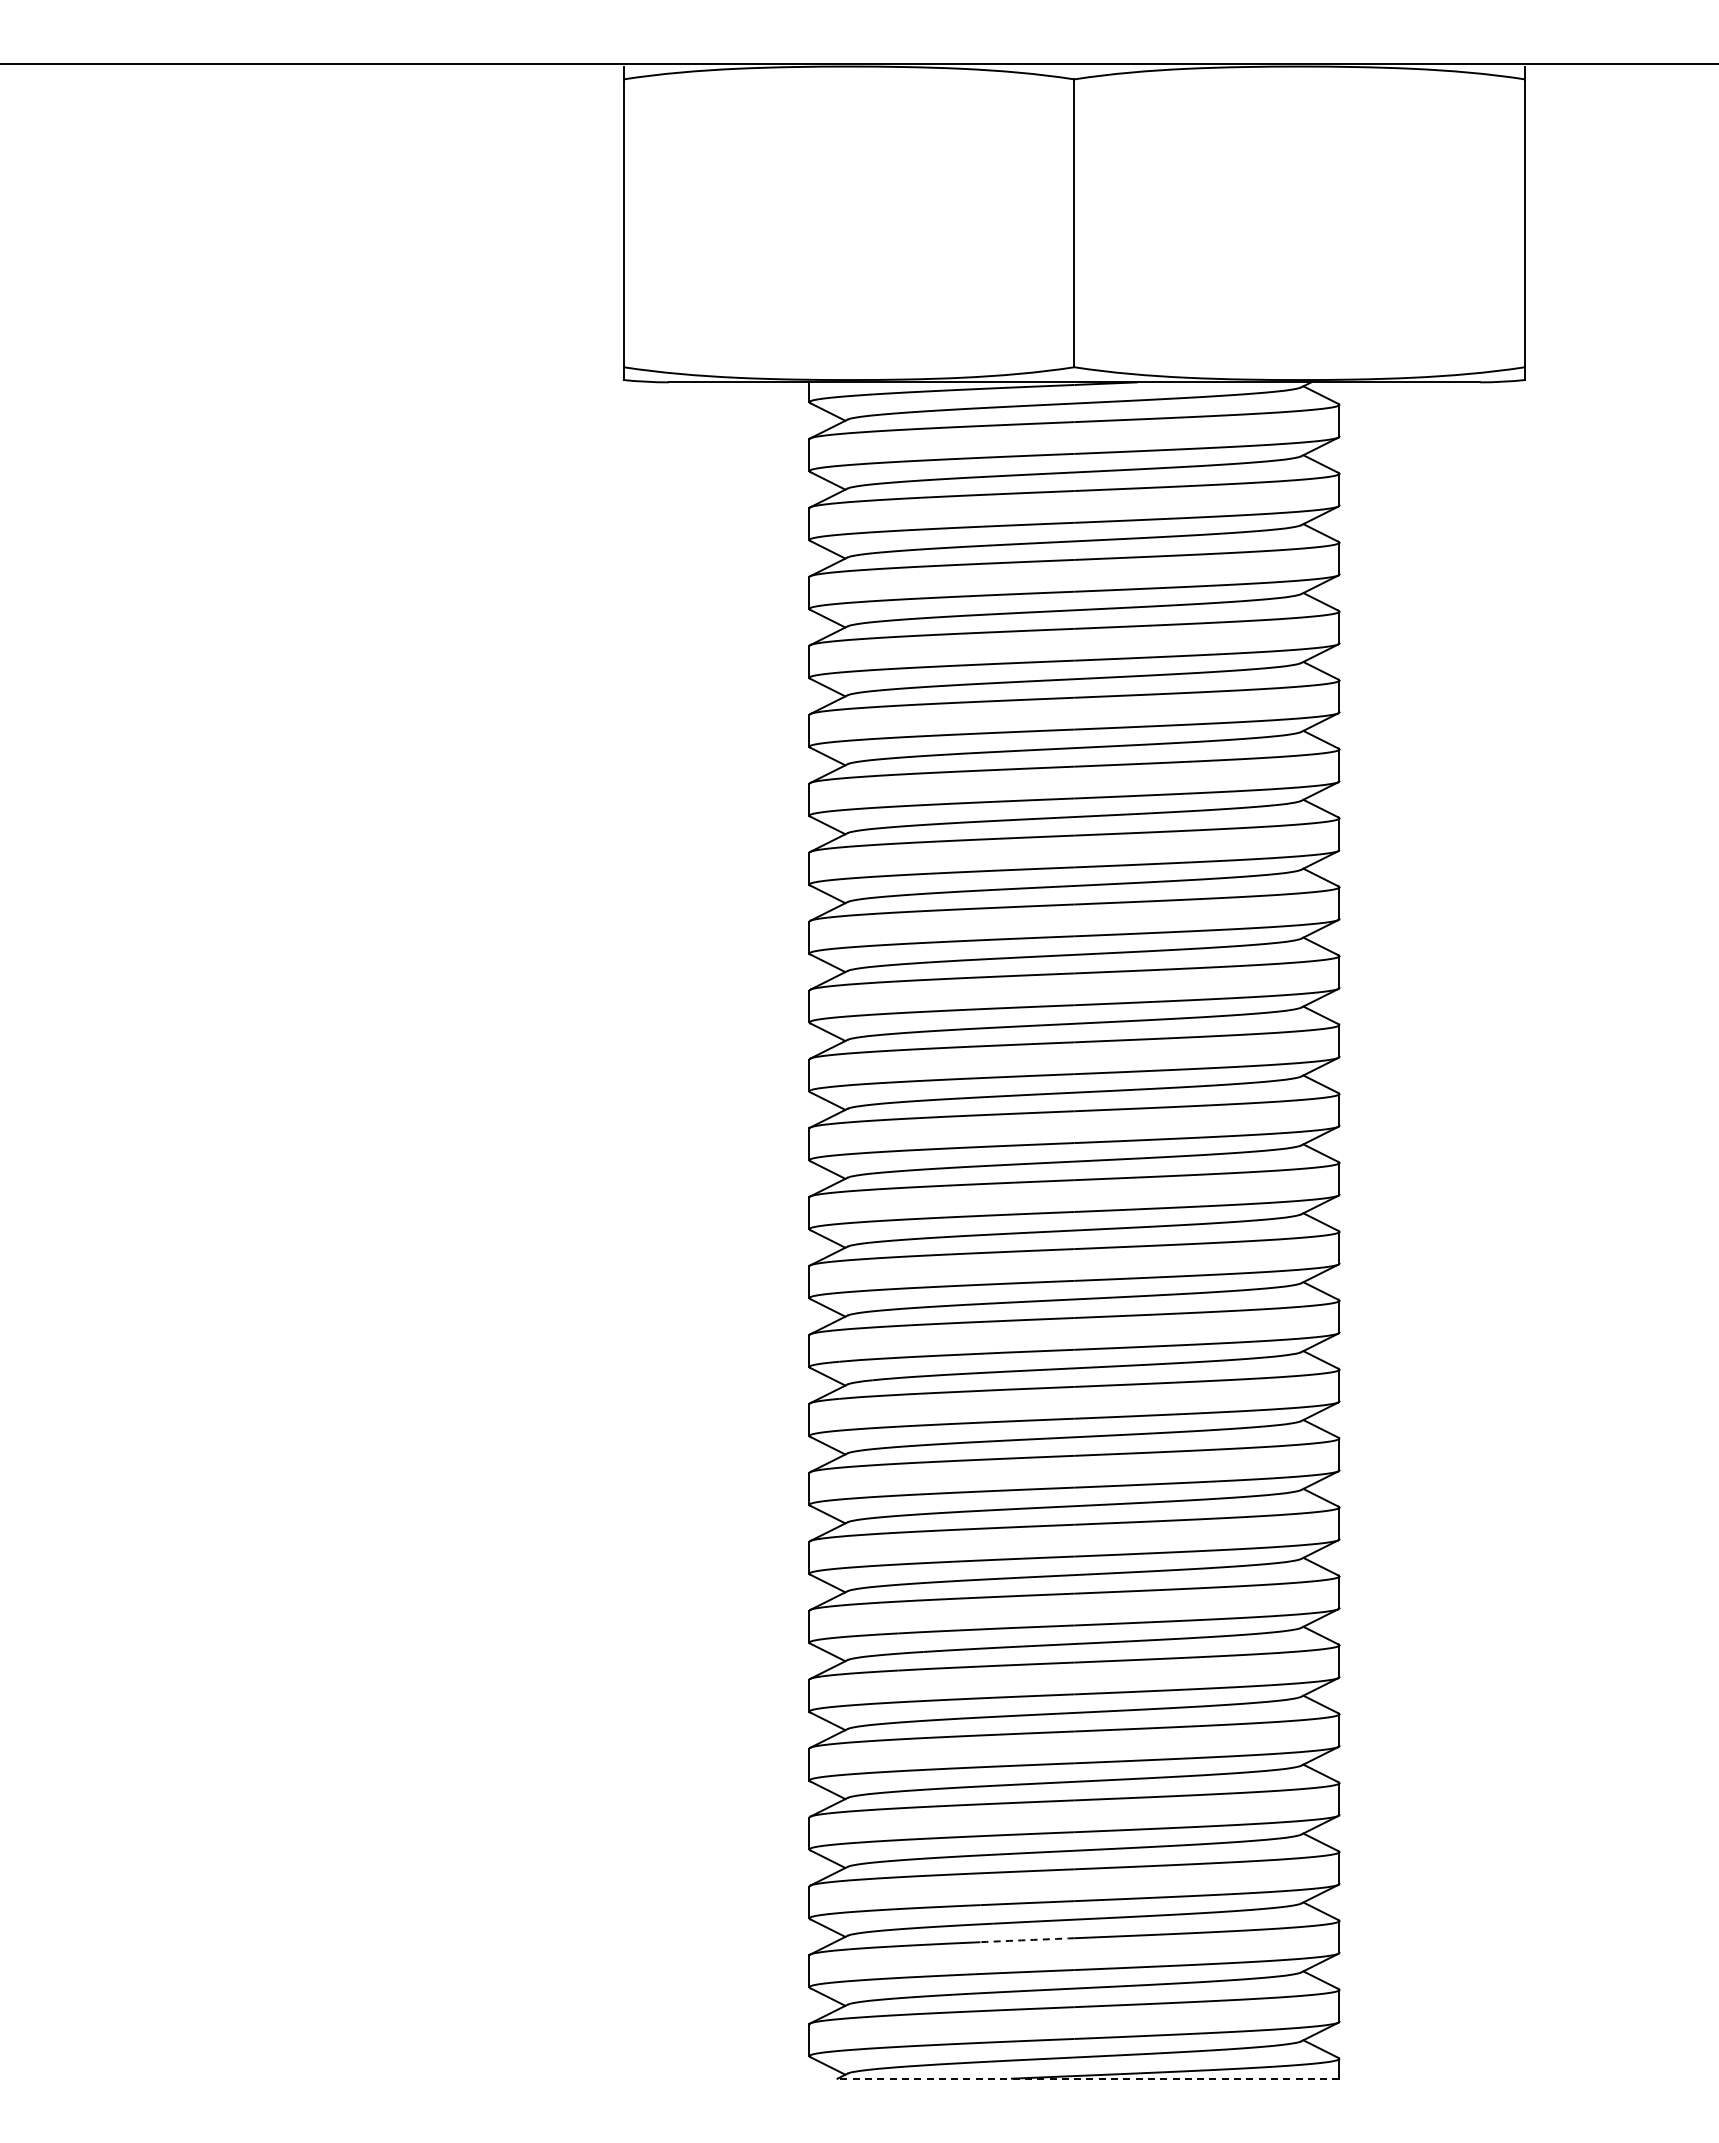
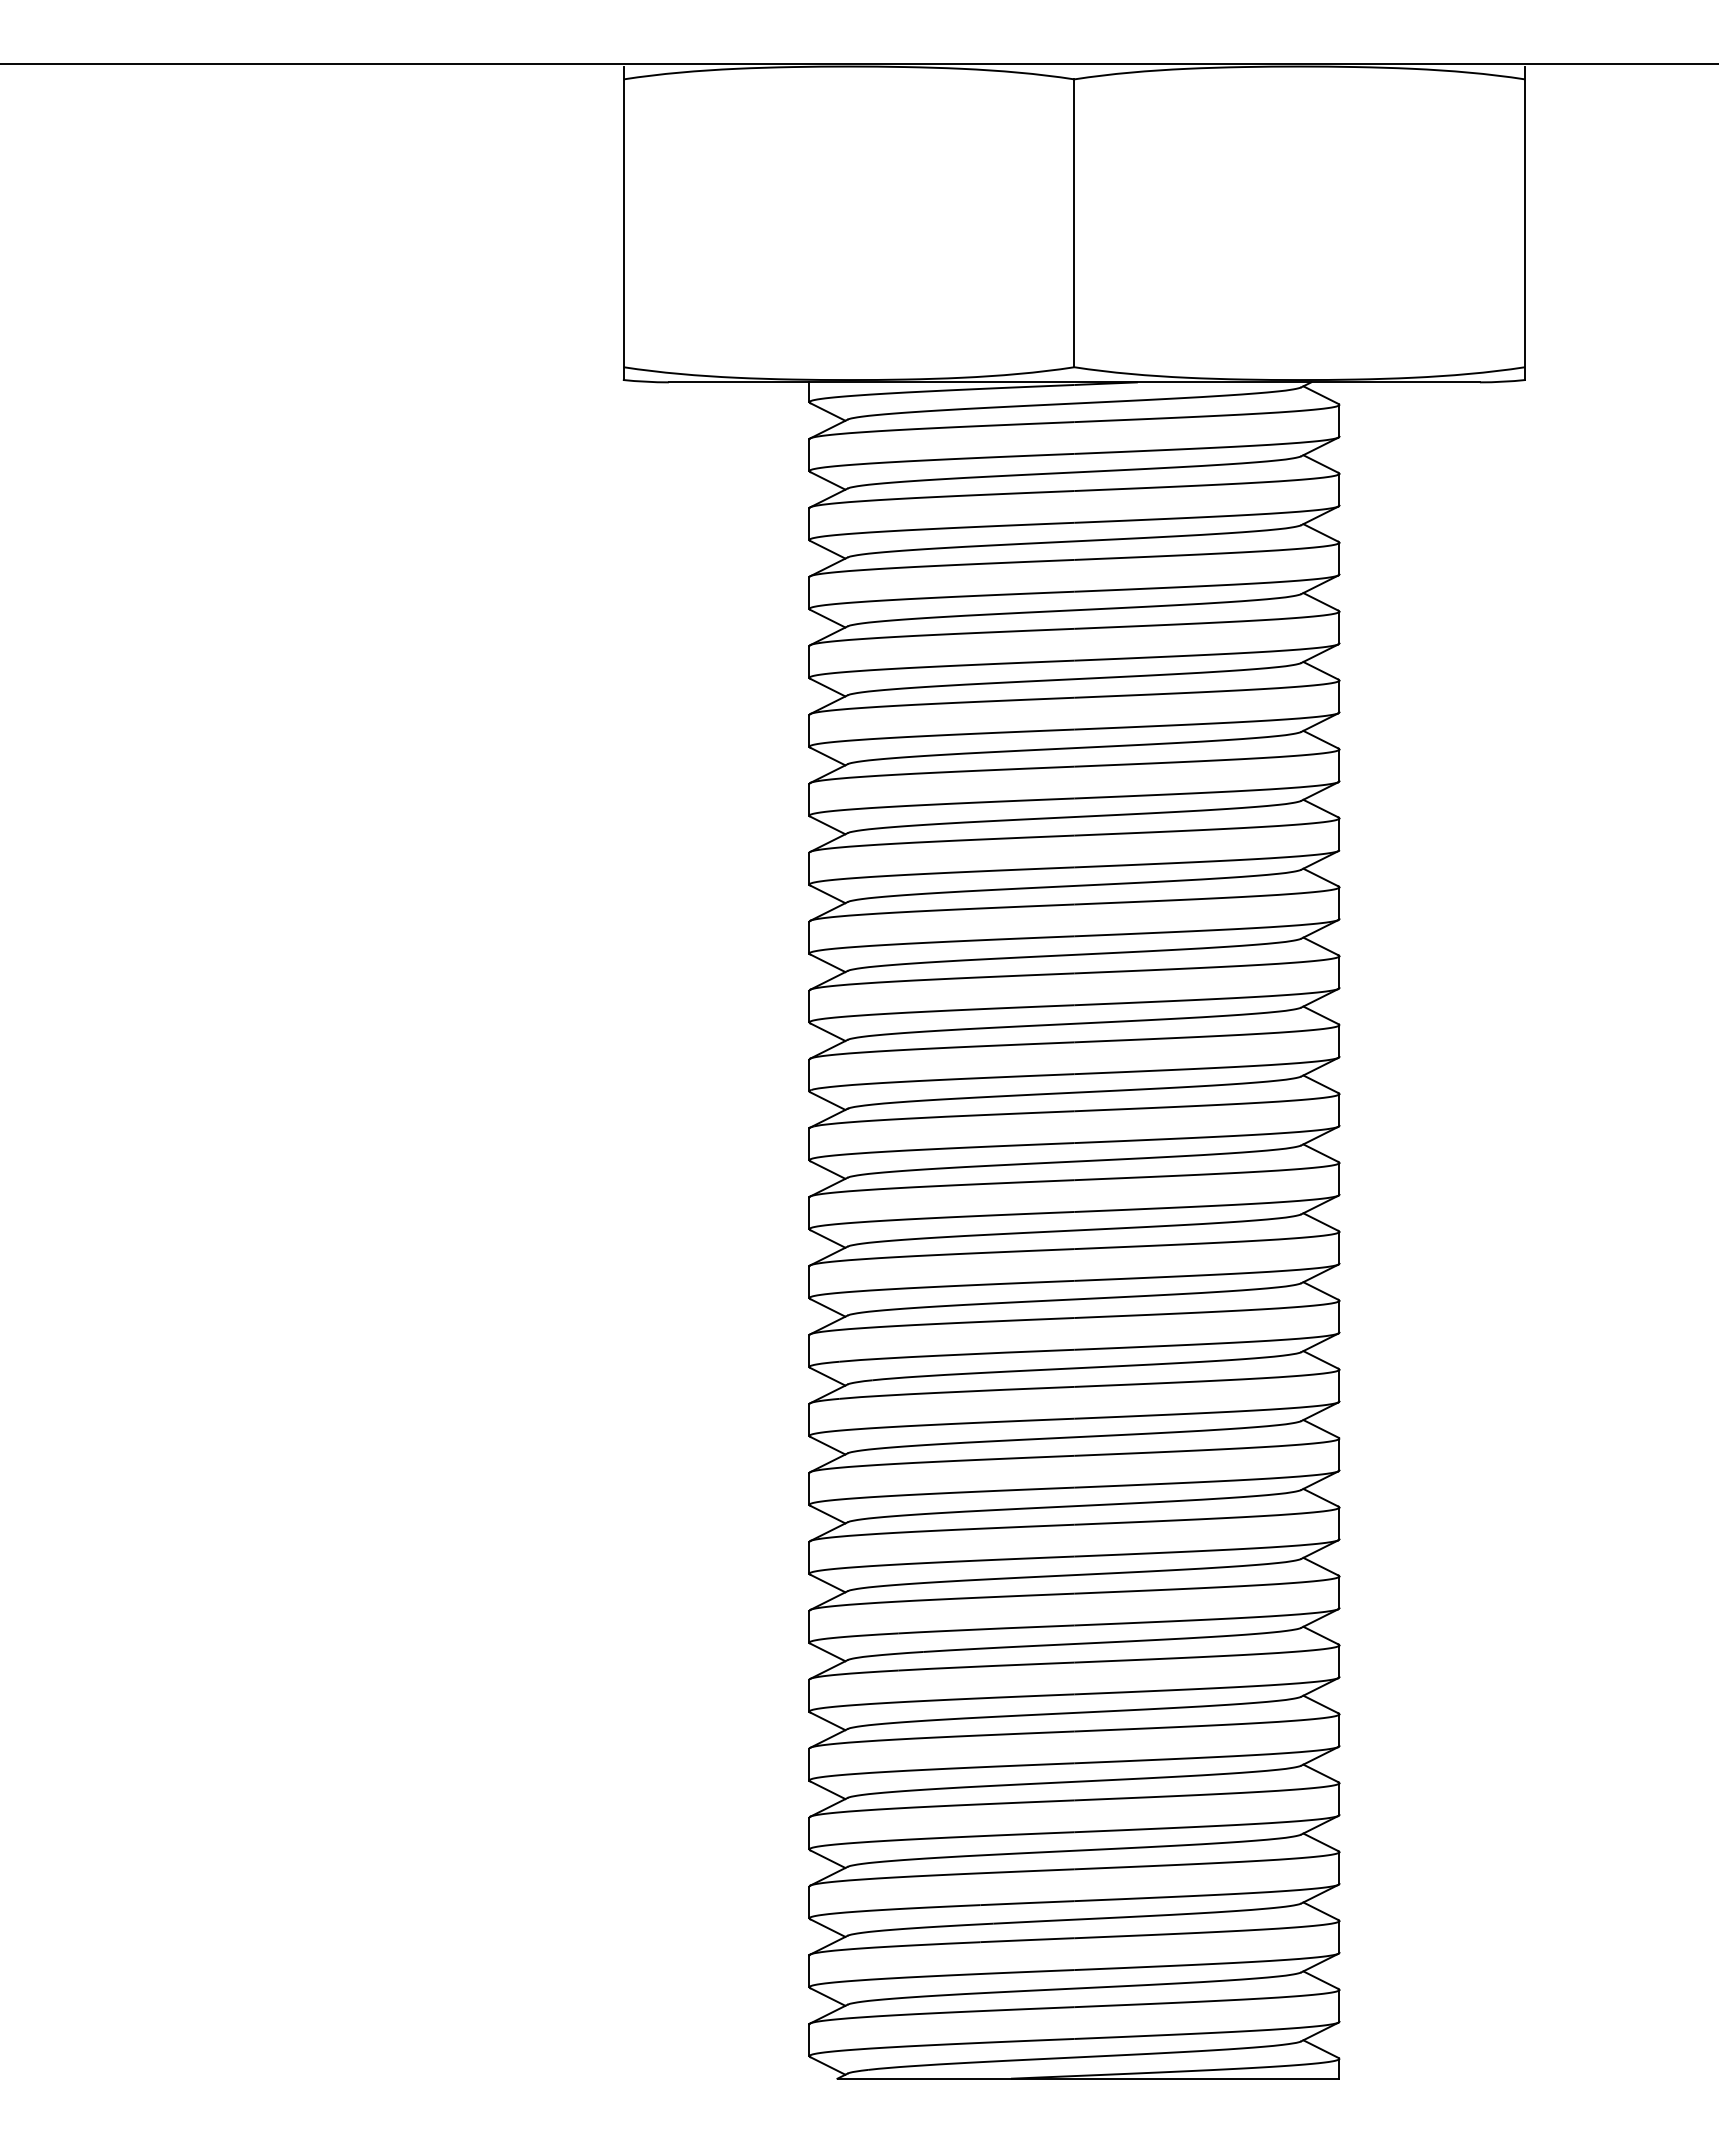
arc: dashed -> solid (1027, 1940)
line: dashed -> solid (1088, 2078)
